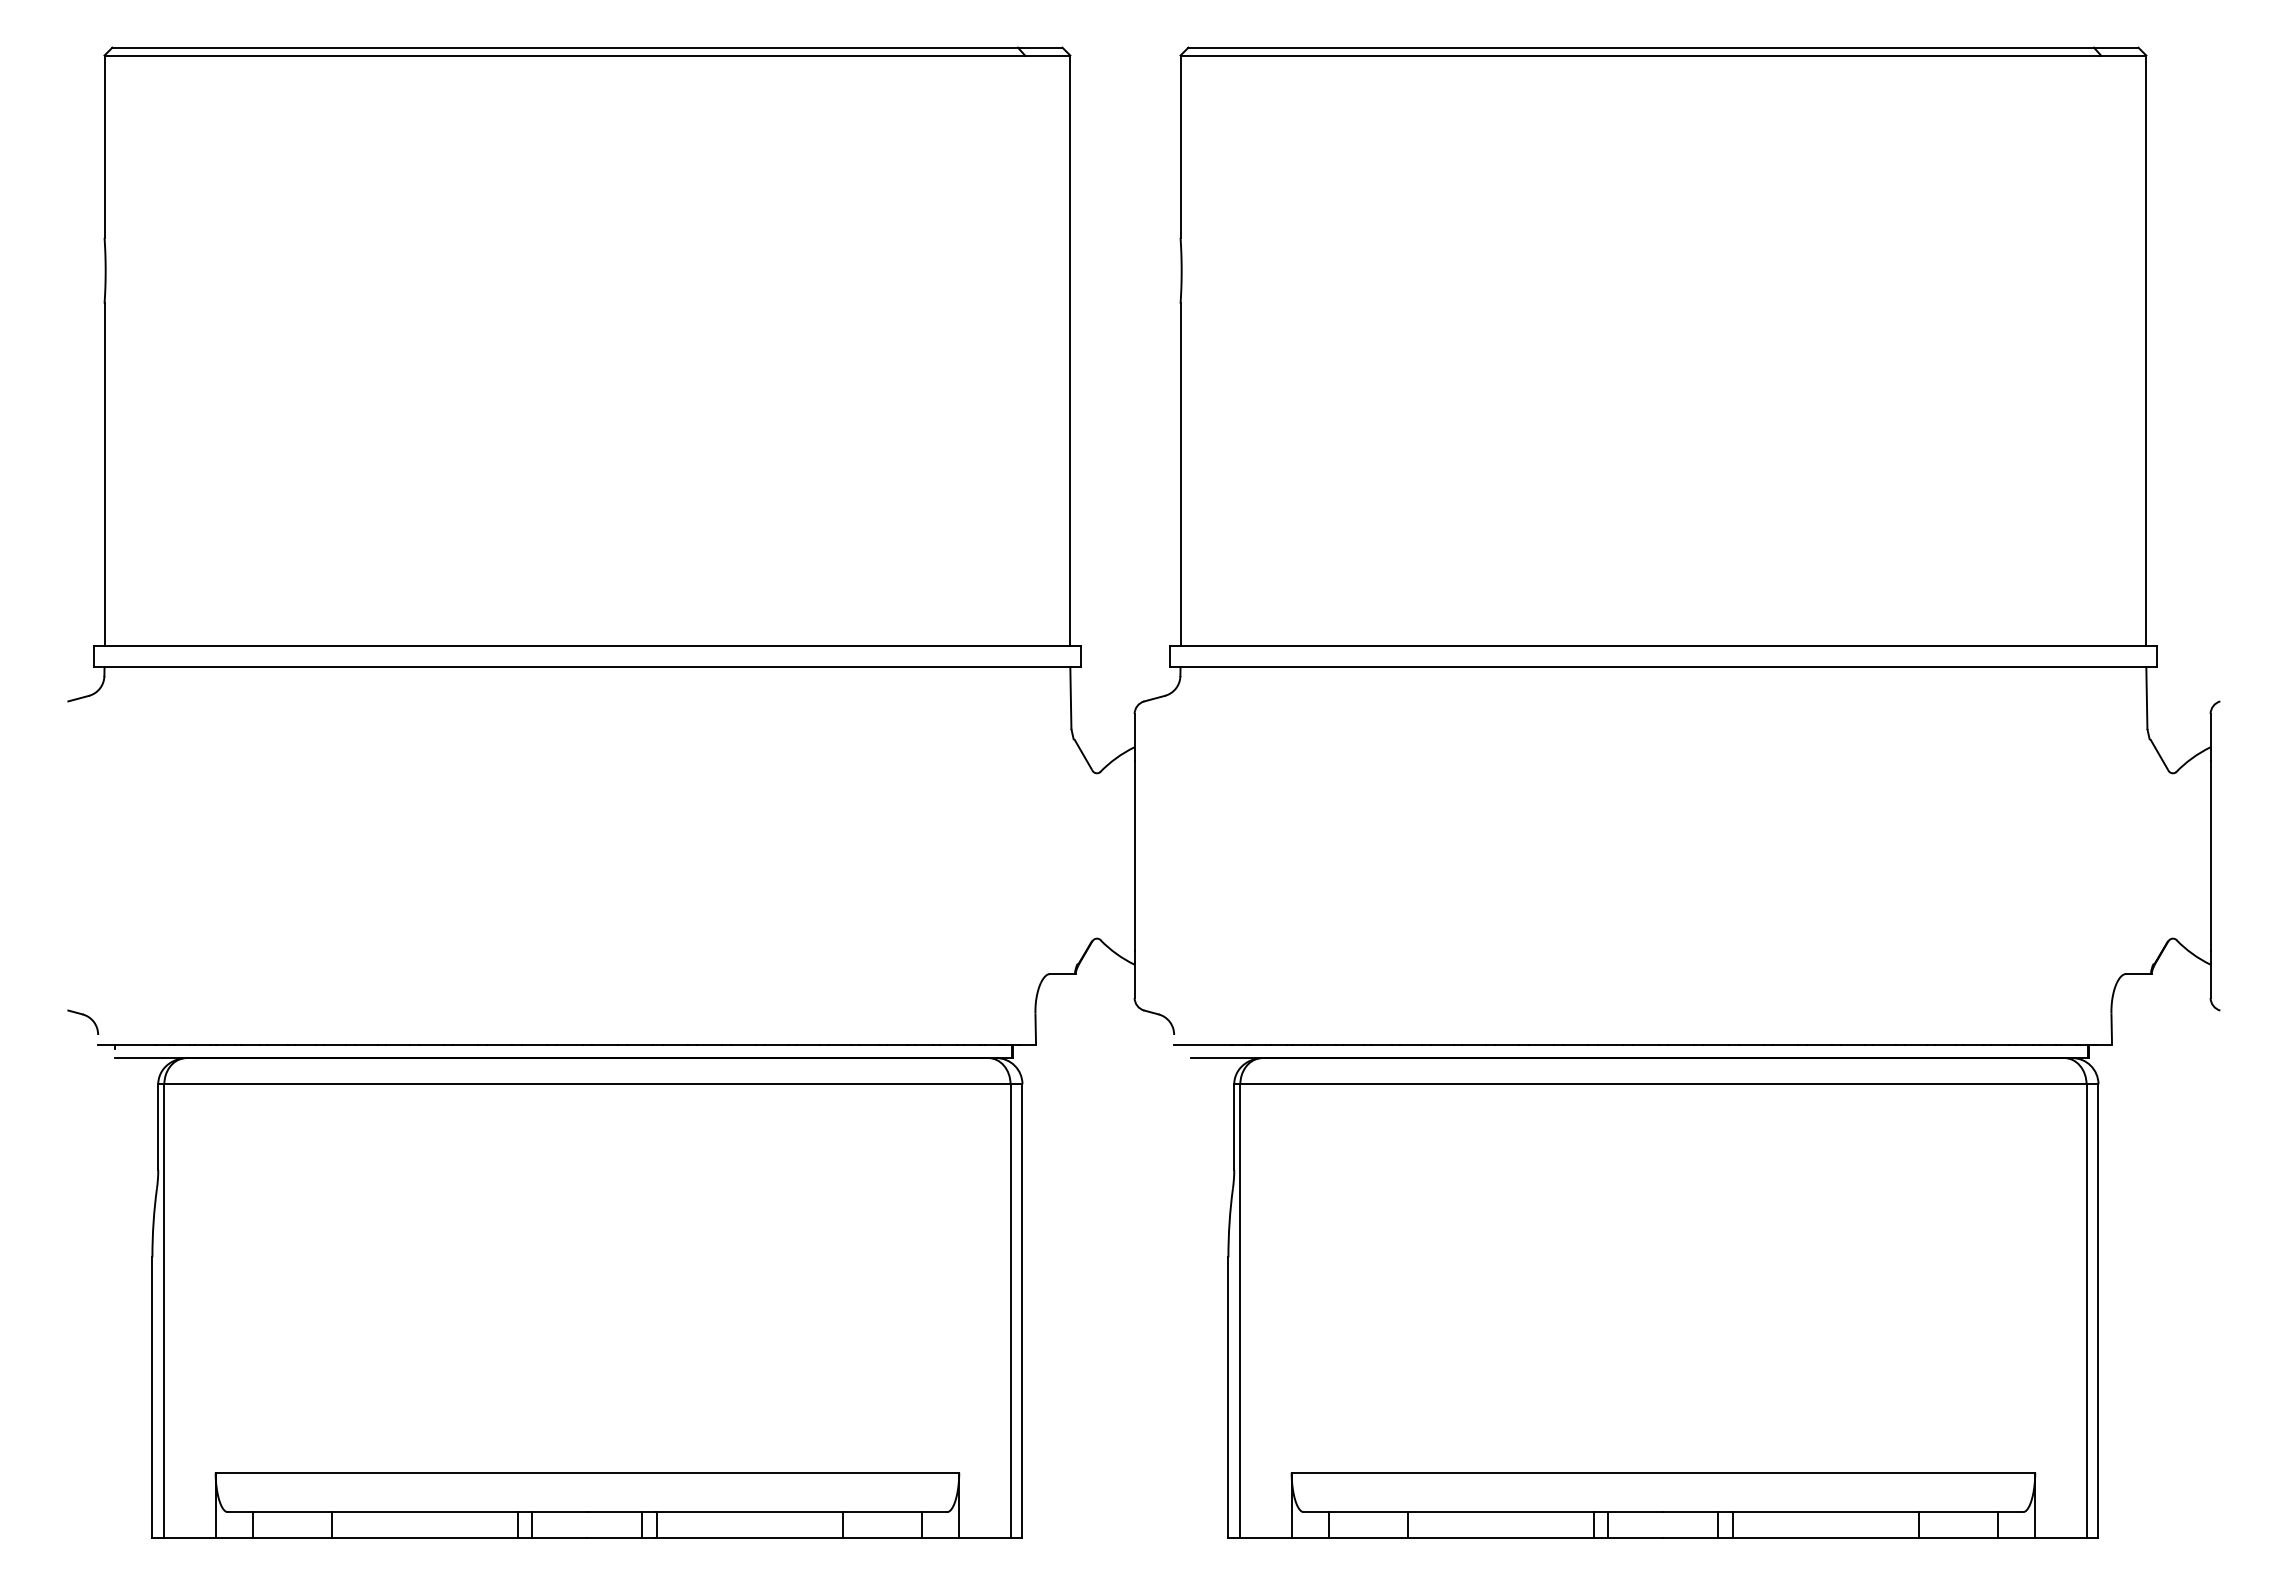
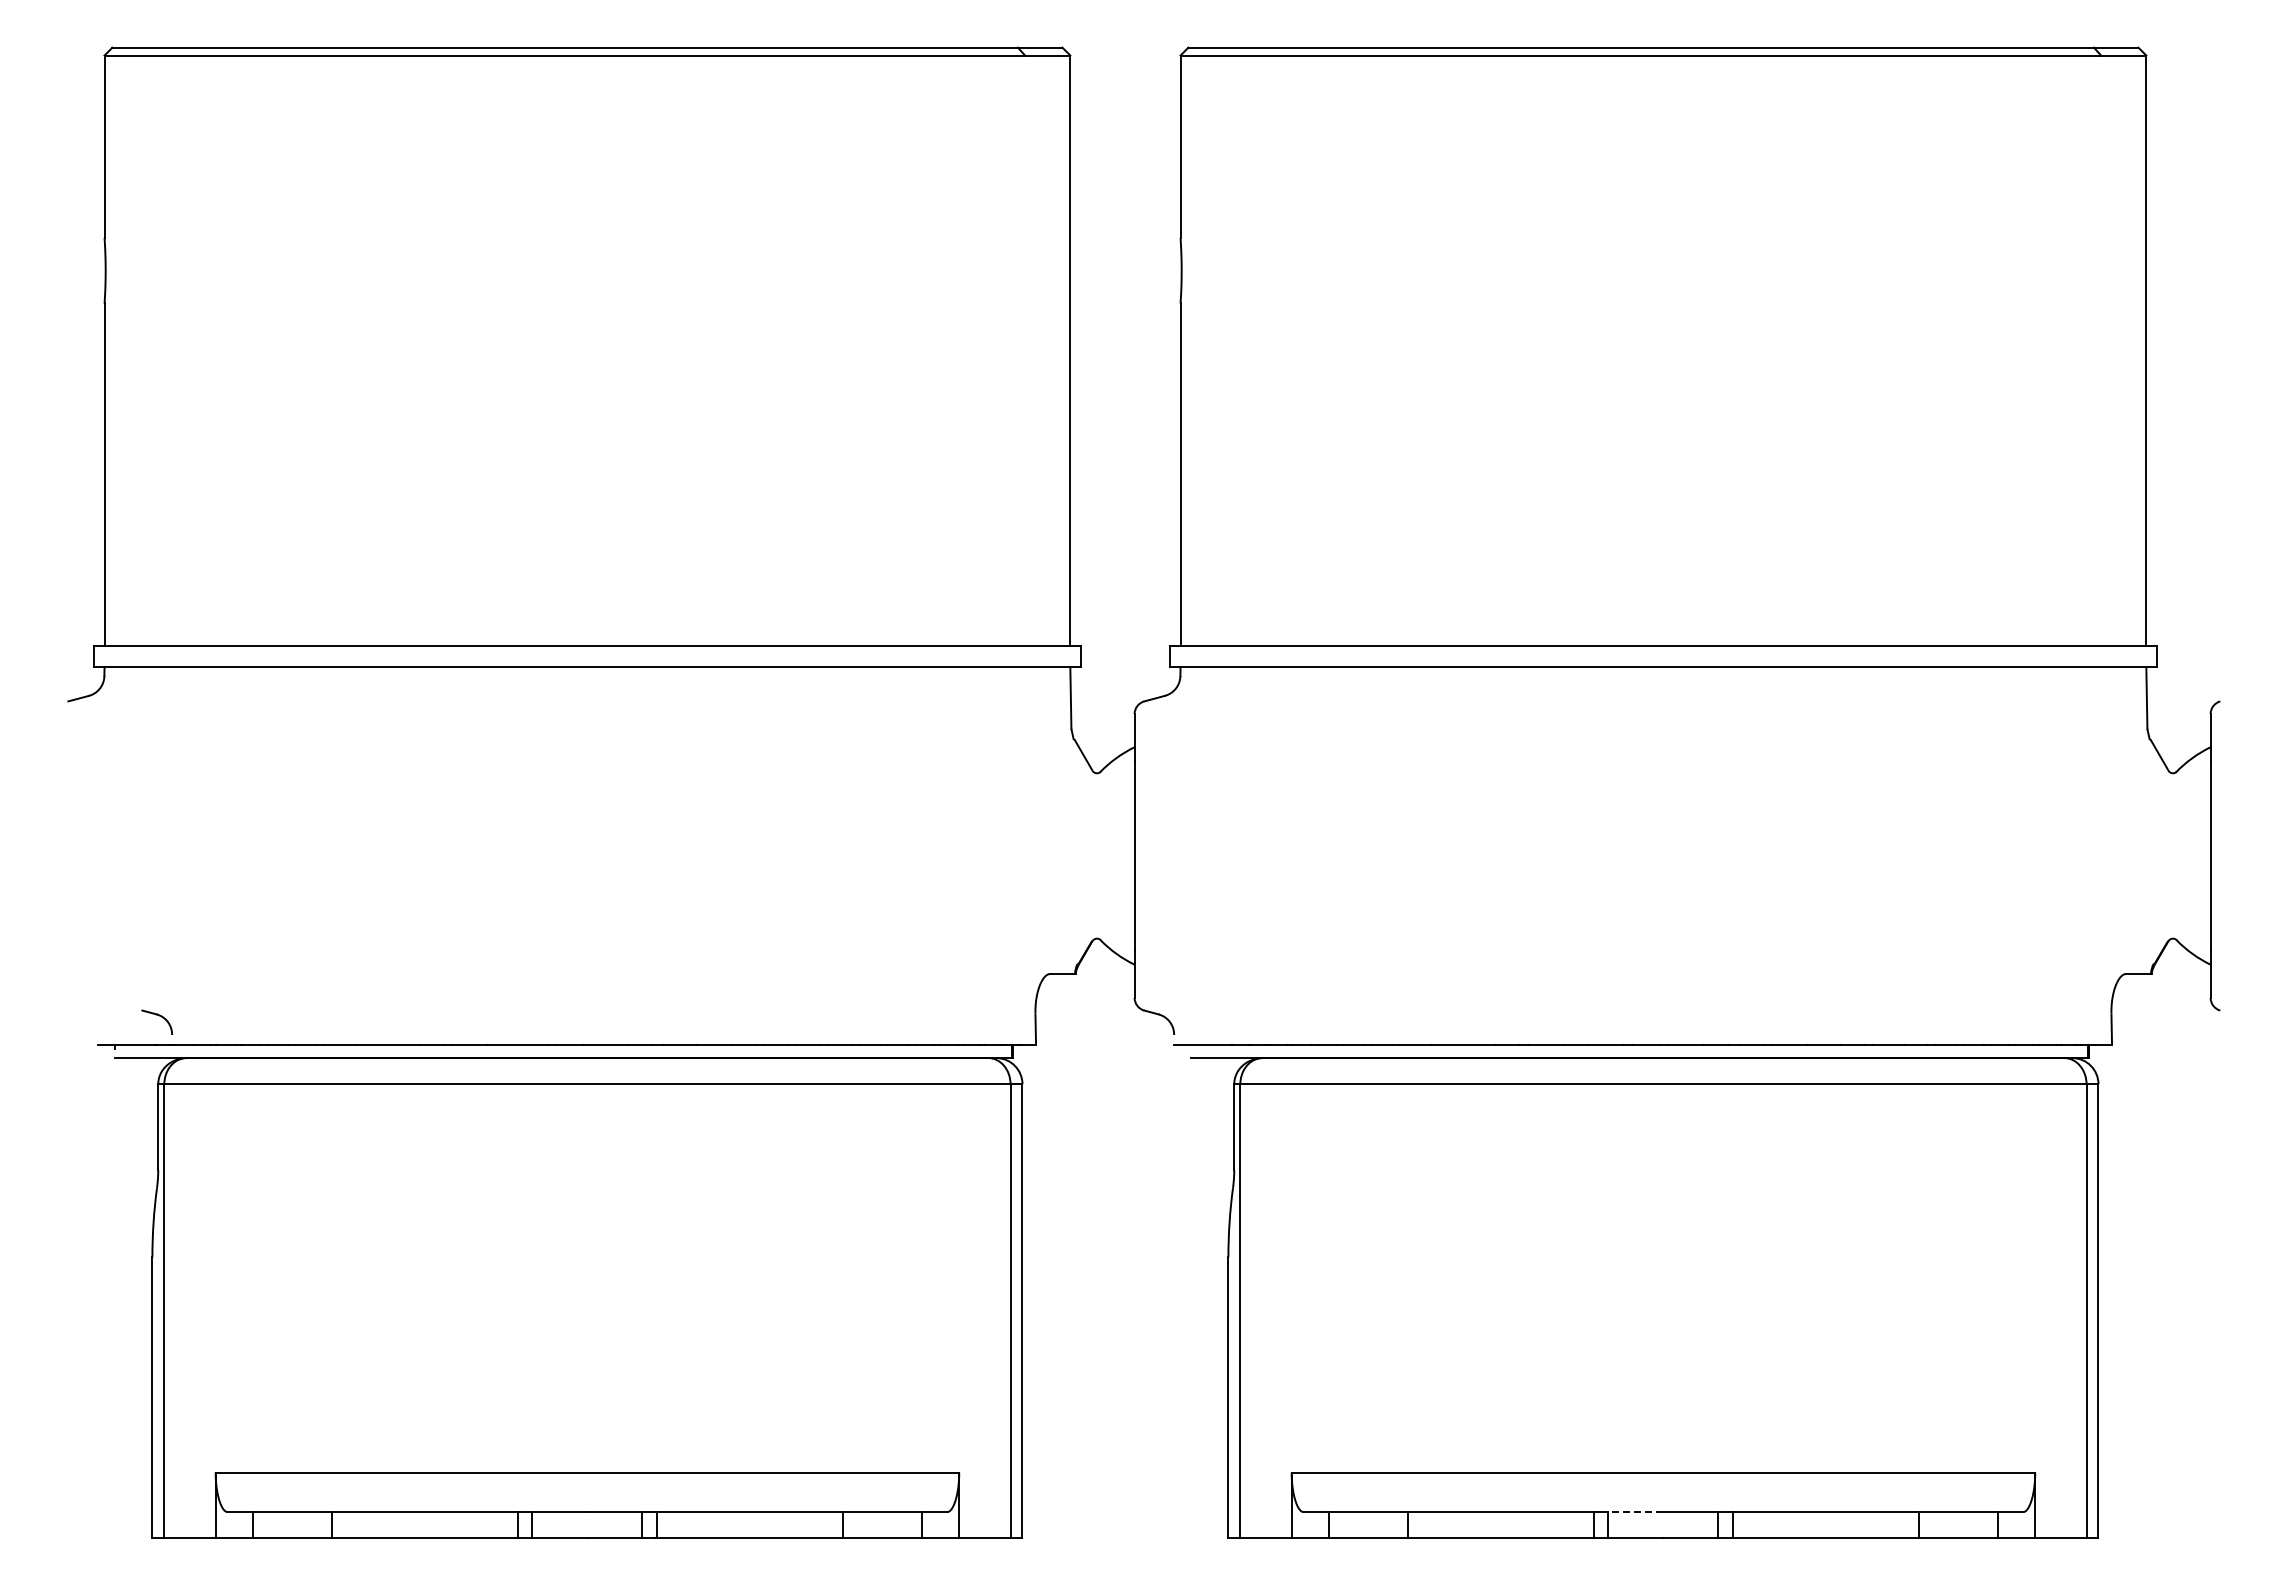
part position: (82, 1021) -> (156, 1021) (156, 1021)
line: solid -> dashed (1635, 1512)
